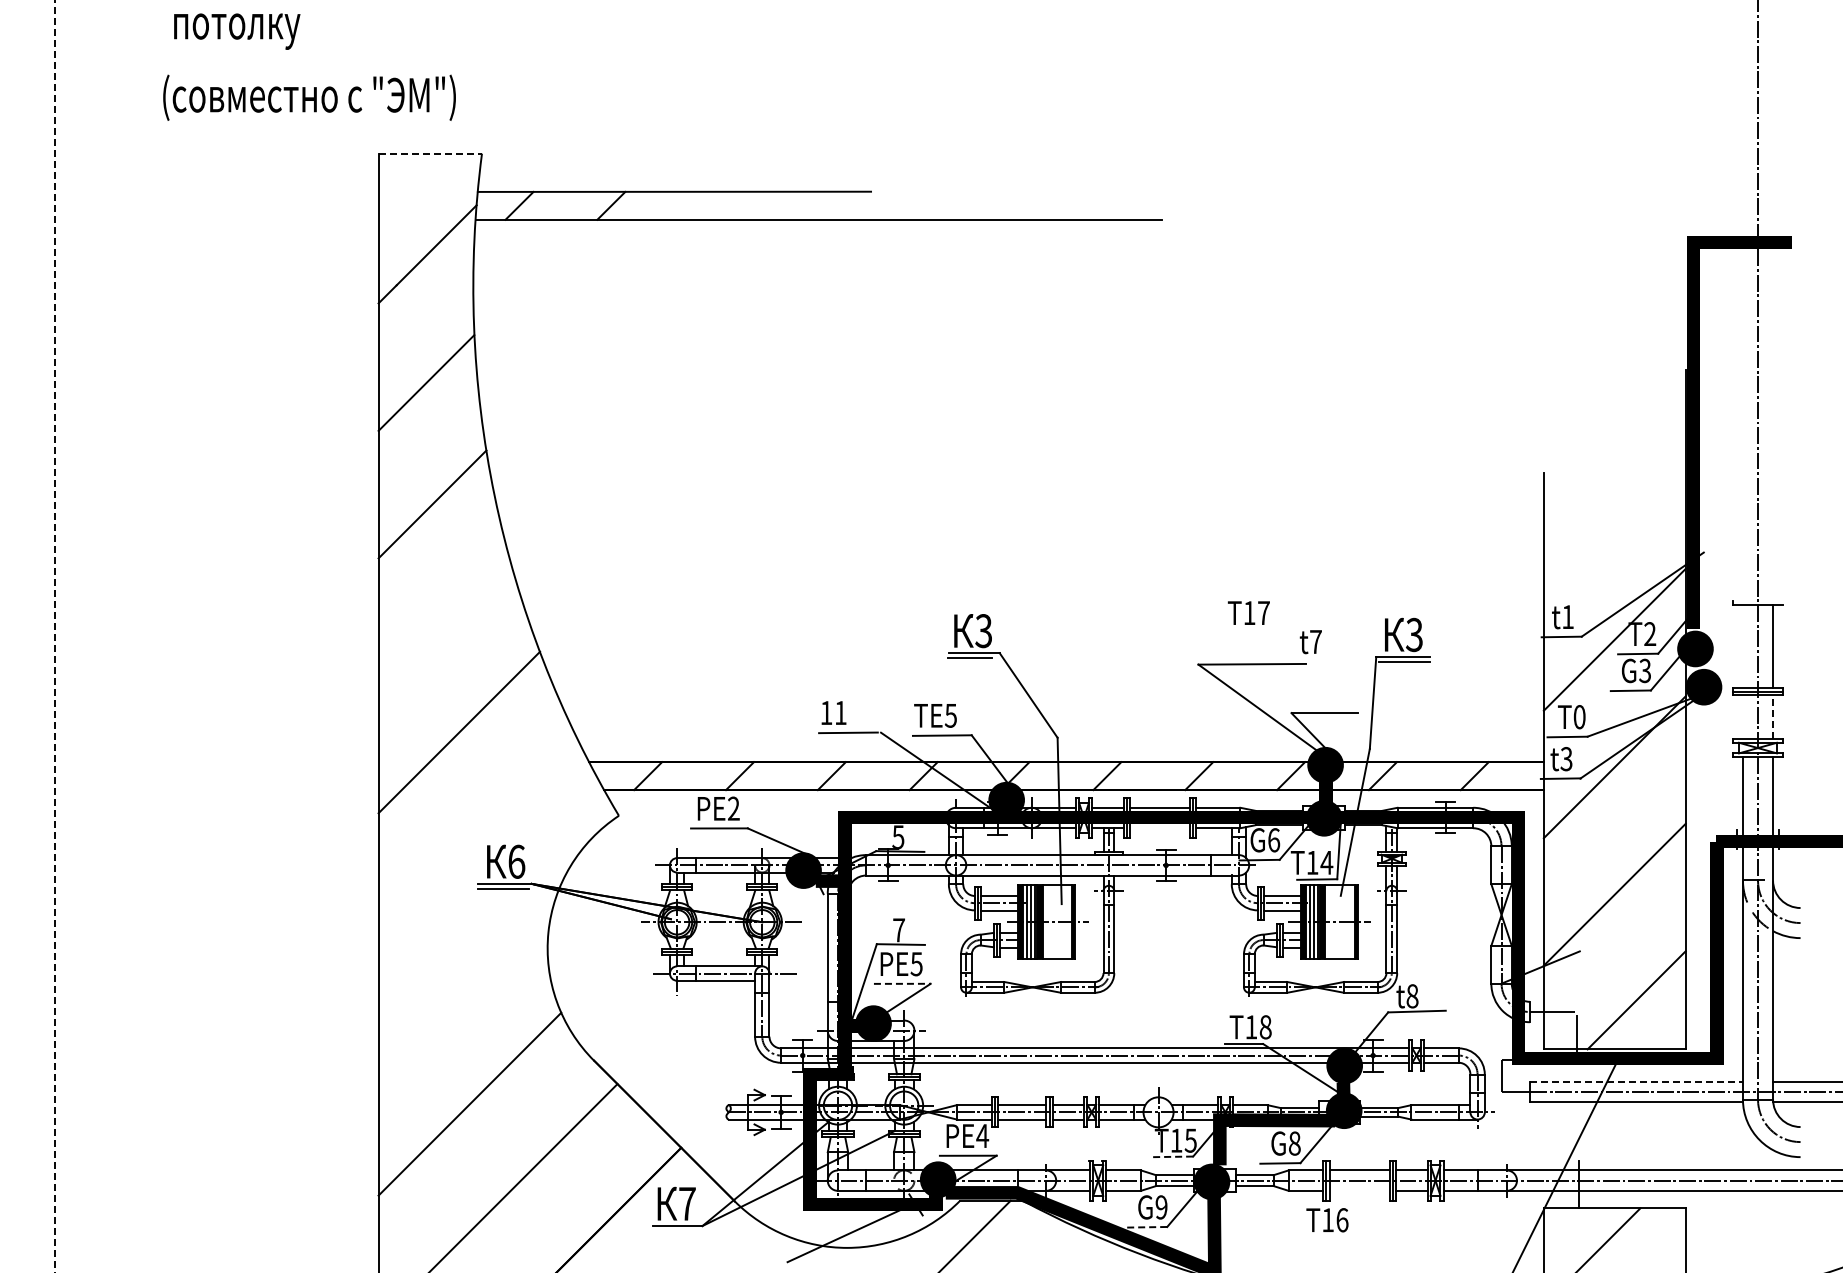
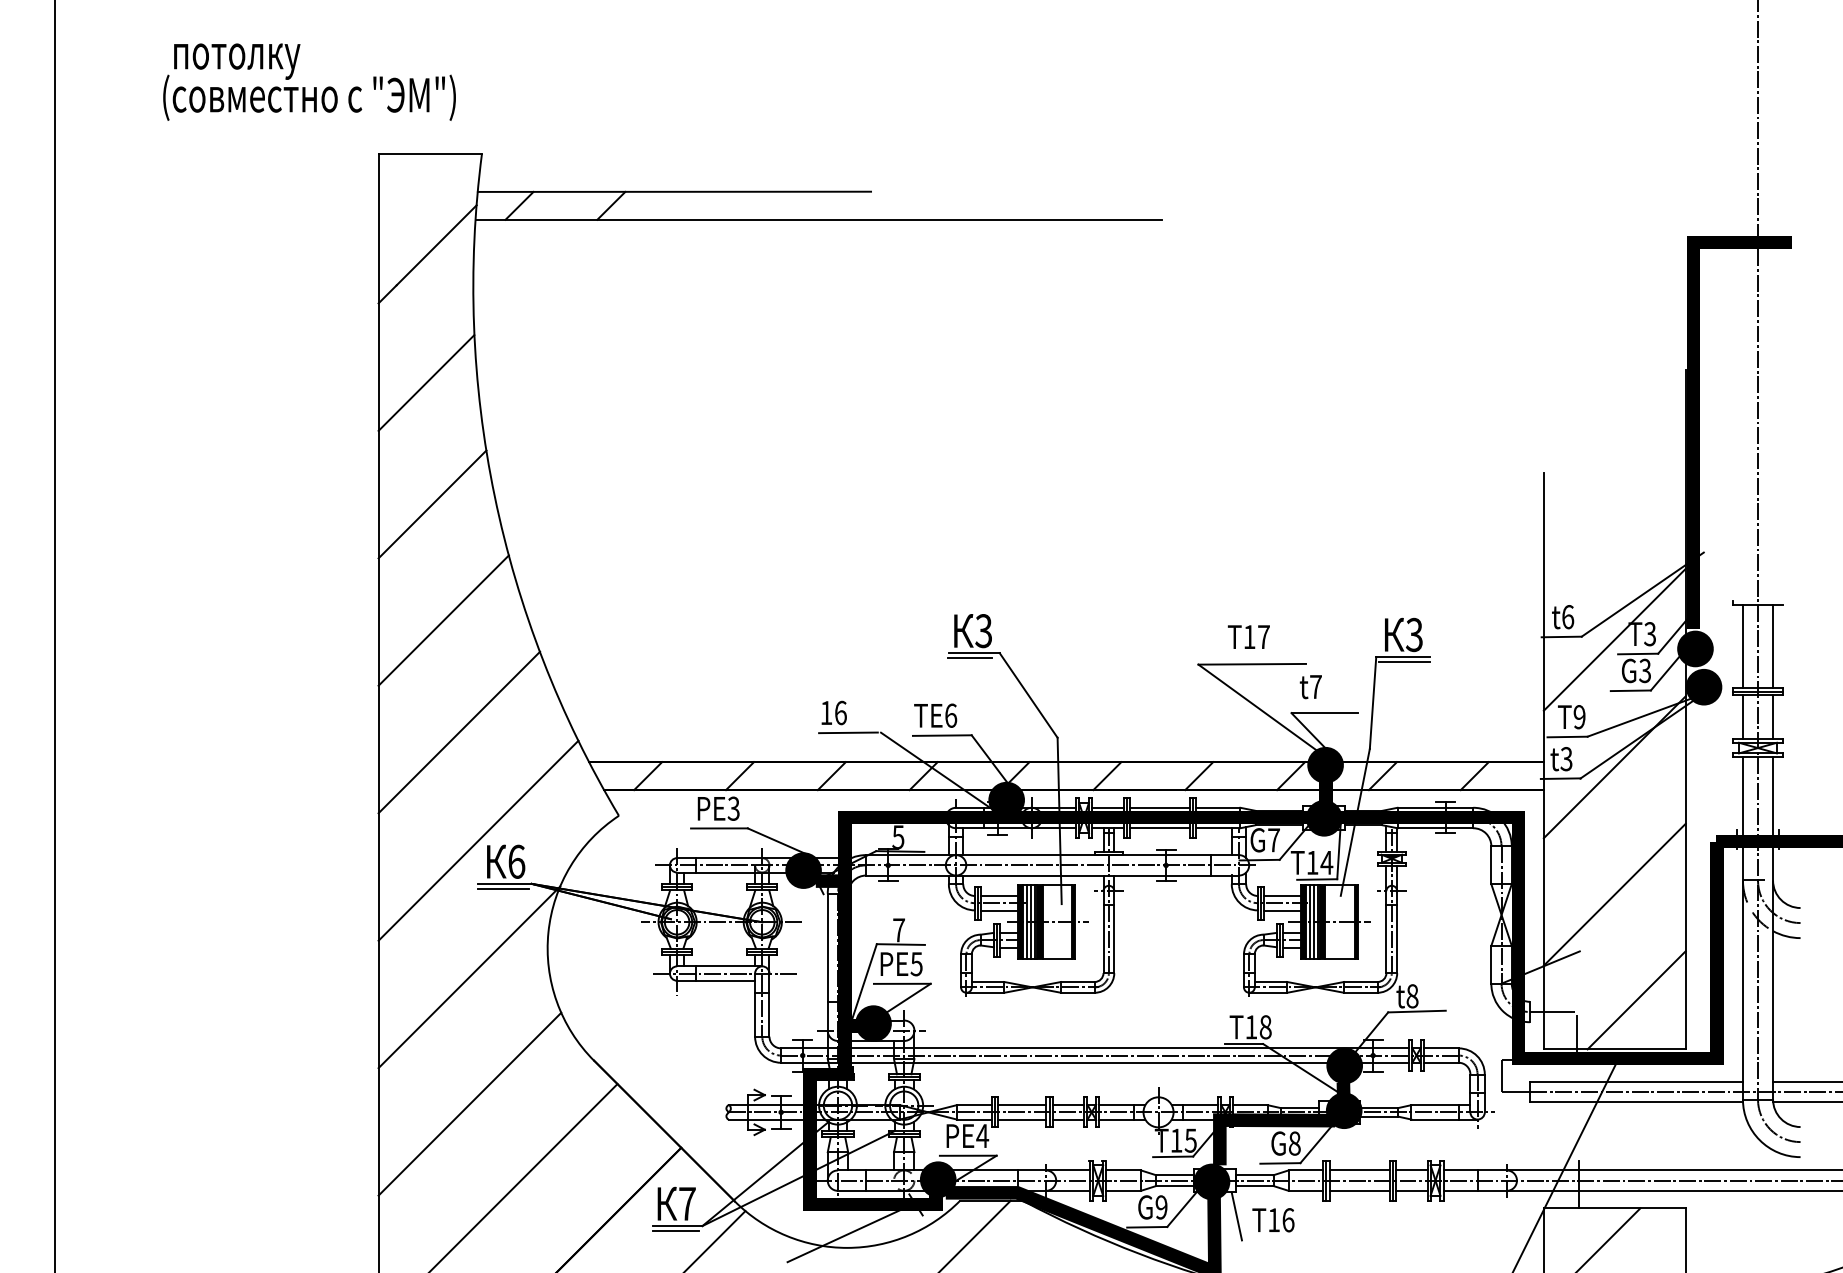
text position: (237, 31) -> (237, 61) (237, 61)
line: dashed -> solid (430, 153)
text position: (1248, 612) -> (1248, 636) (1248, 636)
text: t1 -> t6 (1568, 617)
line: none -> present (443, 620)
text: T2 -> T3 (1650, 634)
line: dashed -> solid (55, 636)
text position: (1310, 642) -> (1310, 687) (1310, 687)
line: none -> present (1742, 645)
text: 11 -> 16 (840, 712)
text: TE5 -> TE6 (950, 715)
text: T0 -> T9 (1579, 717)
line: none -> present (1742, 717)
line: dashed -> solid (1773, 717)
text: PE2 -> PE3 (733, 808)
line: none -> present (1159, 828)
line: none -> present (478, 840)
text: G6 -> G7 (1274, 840)
line: none -> present (469, 977)
line: dashed -> solid (902, 983)
line: dashed -> solid (1636, 1081)
line: dashed -> solid (1173, 1156)
line: none -> present (1359, 1190)
line: none -> present (1236, 1216)
text position: (1327, 1220) -> (1273, 1220) (1273, 1220)
line: dashed -> solid (1147, 1227)
line: none -> present (675, 1230)
line: none -> present (715, 1240)
